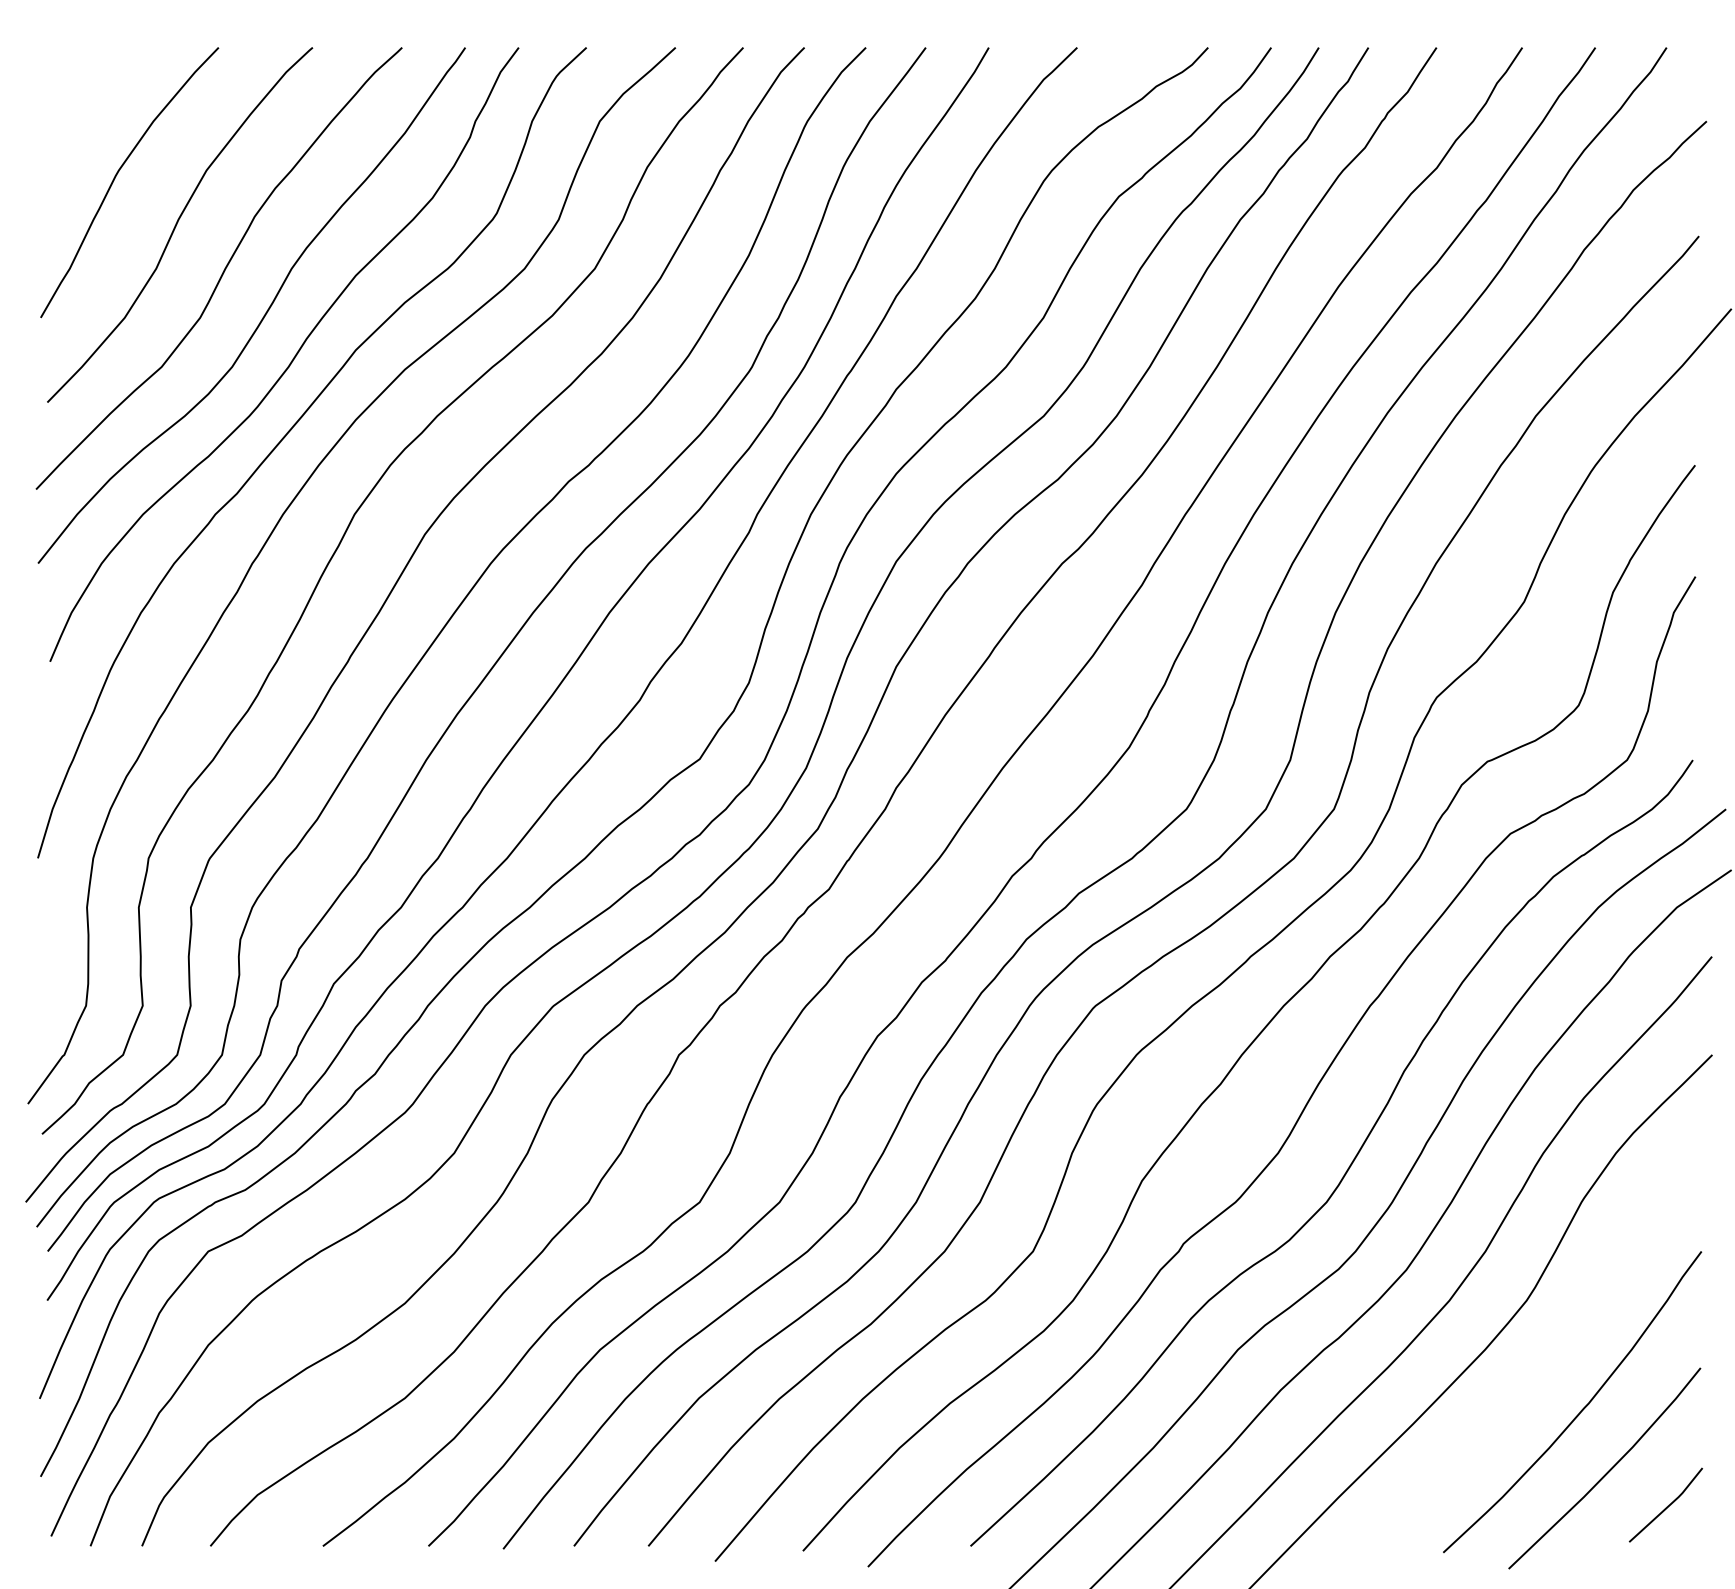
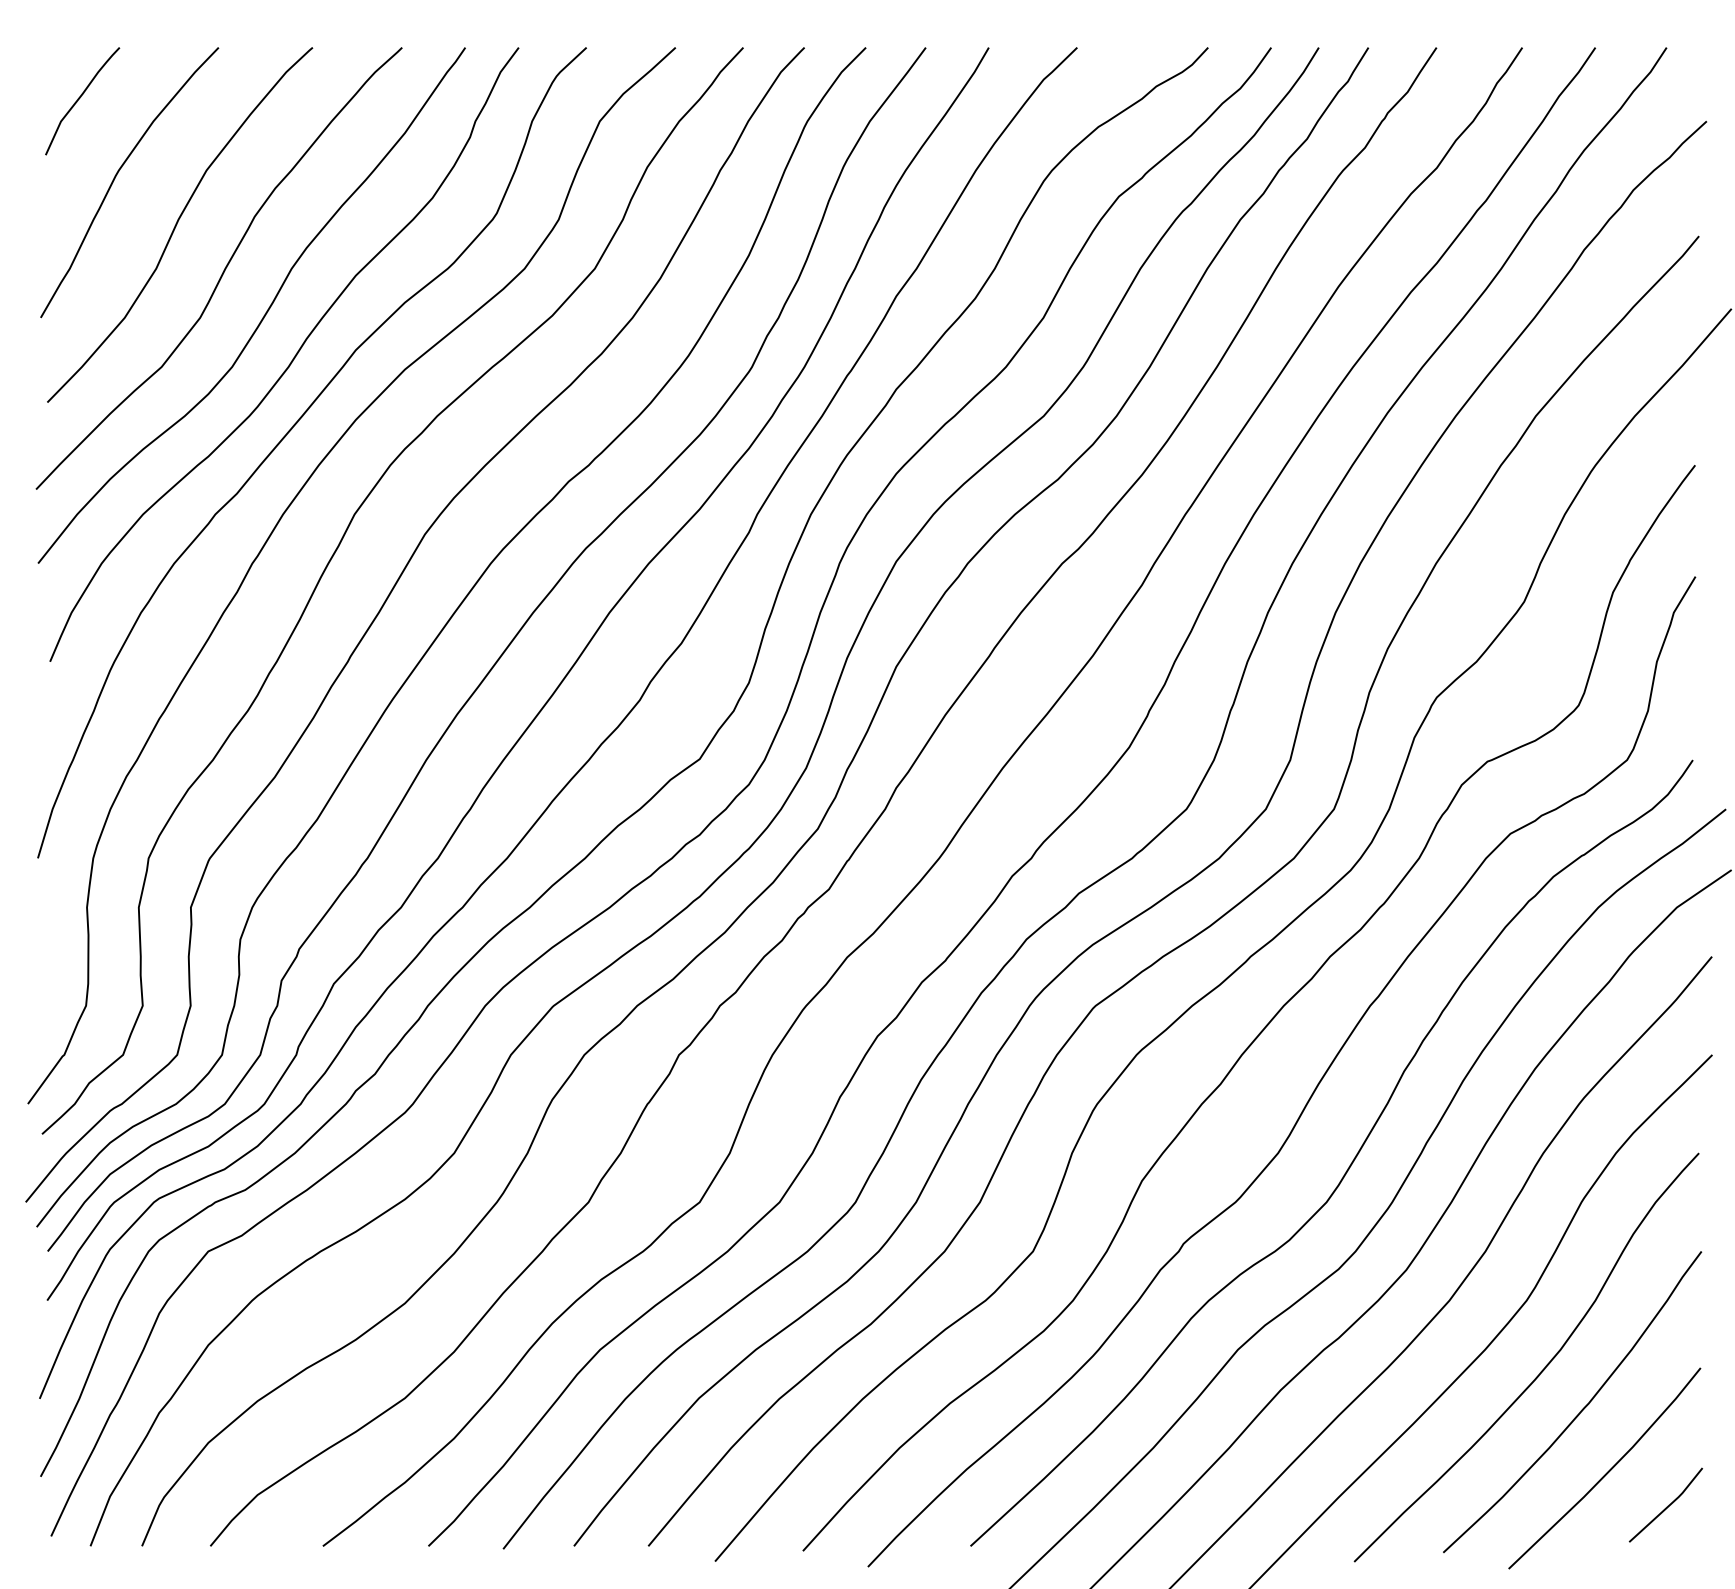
curve: none -> present (80, 98)
curve: none -> present (1540, 1371)
